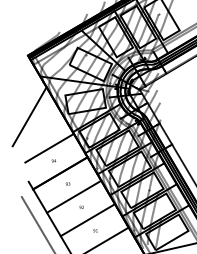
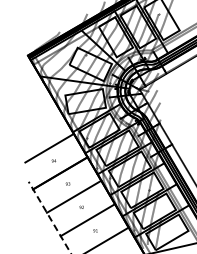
line: present -> none (29, 116)
line: solid -> dashed (49, 217)
line: present -> none (37, 223)
